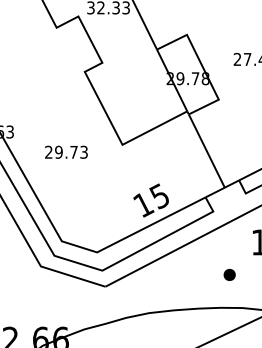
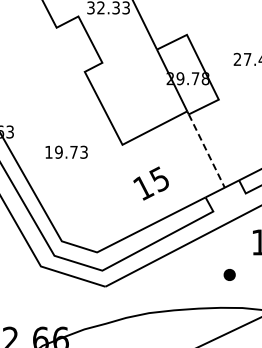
text: 29.73 -> 19.73 (48, 151)
line: solid -> dashed (206, 151)
text position: (150, 200) -> (150, 183) (150, 183)
